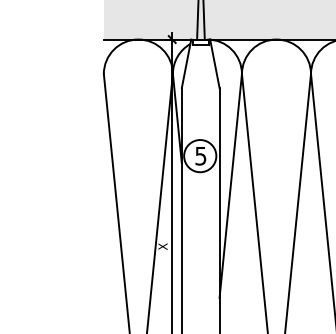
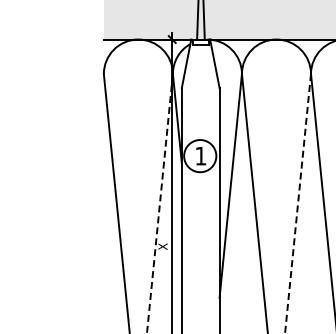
text: 5 -> 1 (200, 156)
line: solid -> dashed (159, 204)
line: solid -> dashed (297, 204)
